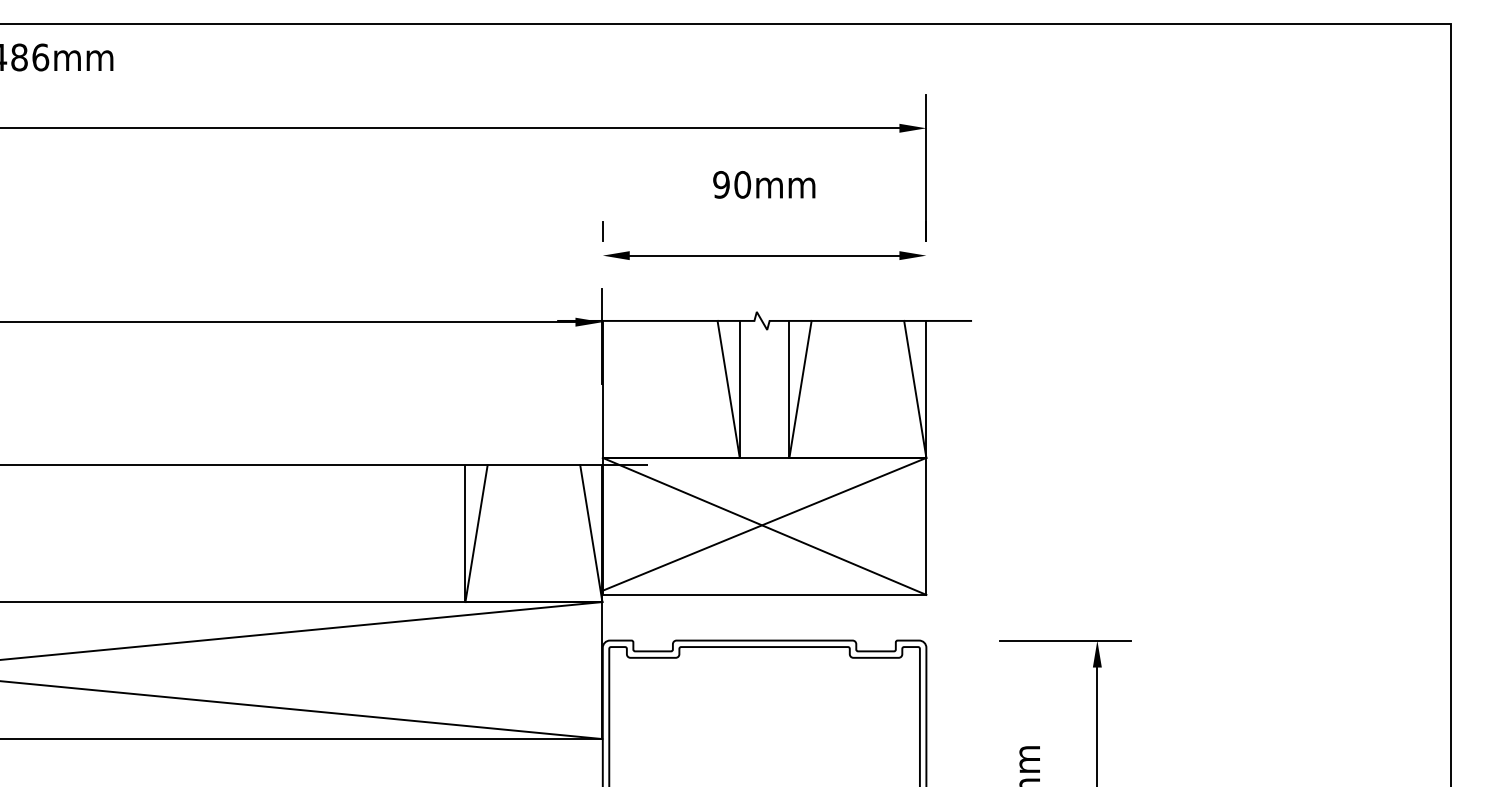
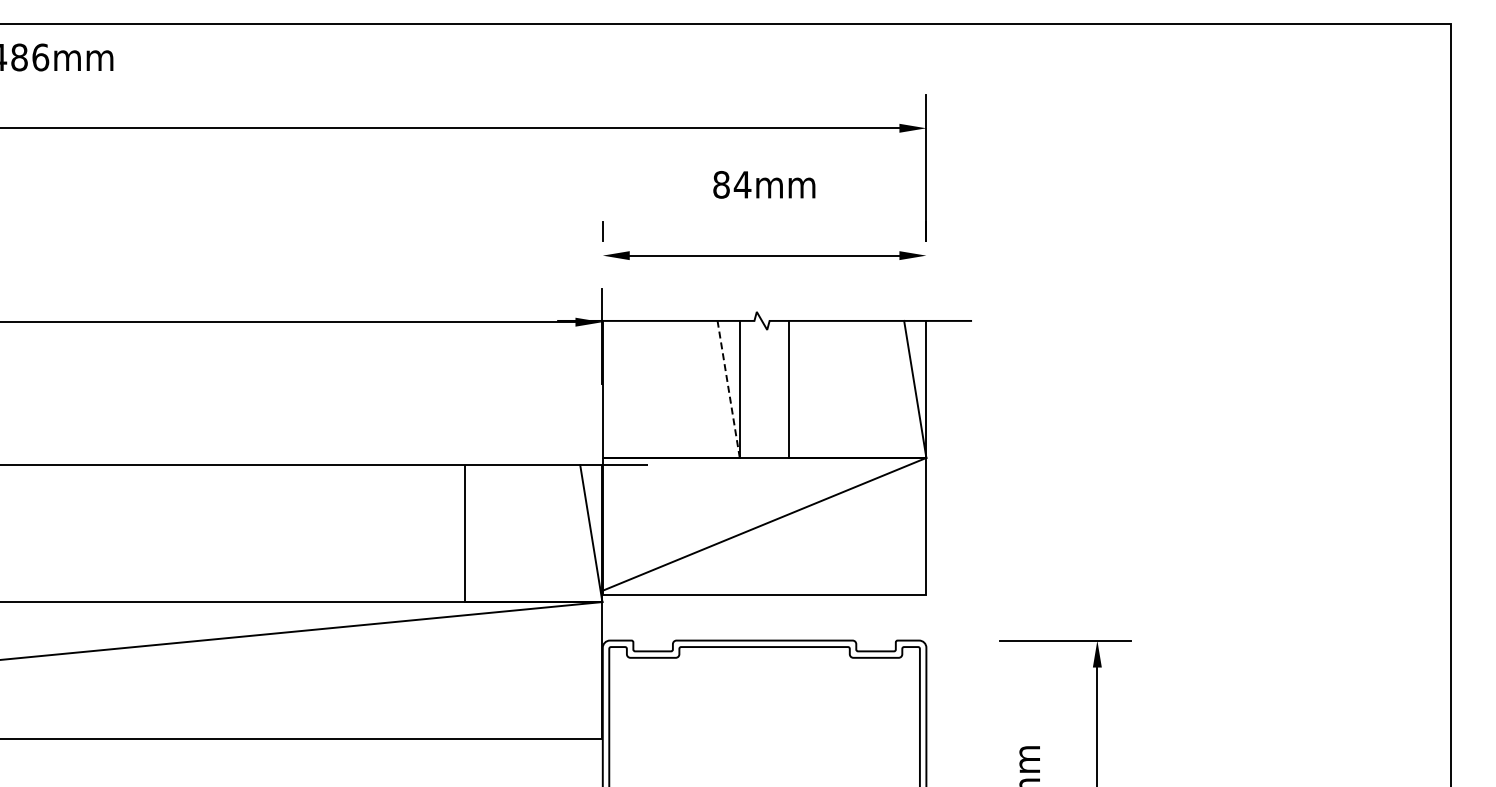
text: 90mm -> 84mm (732, 184)
line: solid -> dashed (728, 388)
line: present -> none (800, 388)
line: present -> none (764, 525)
line: present -> none (476, 533)
line: present -> none (302, 710)
